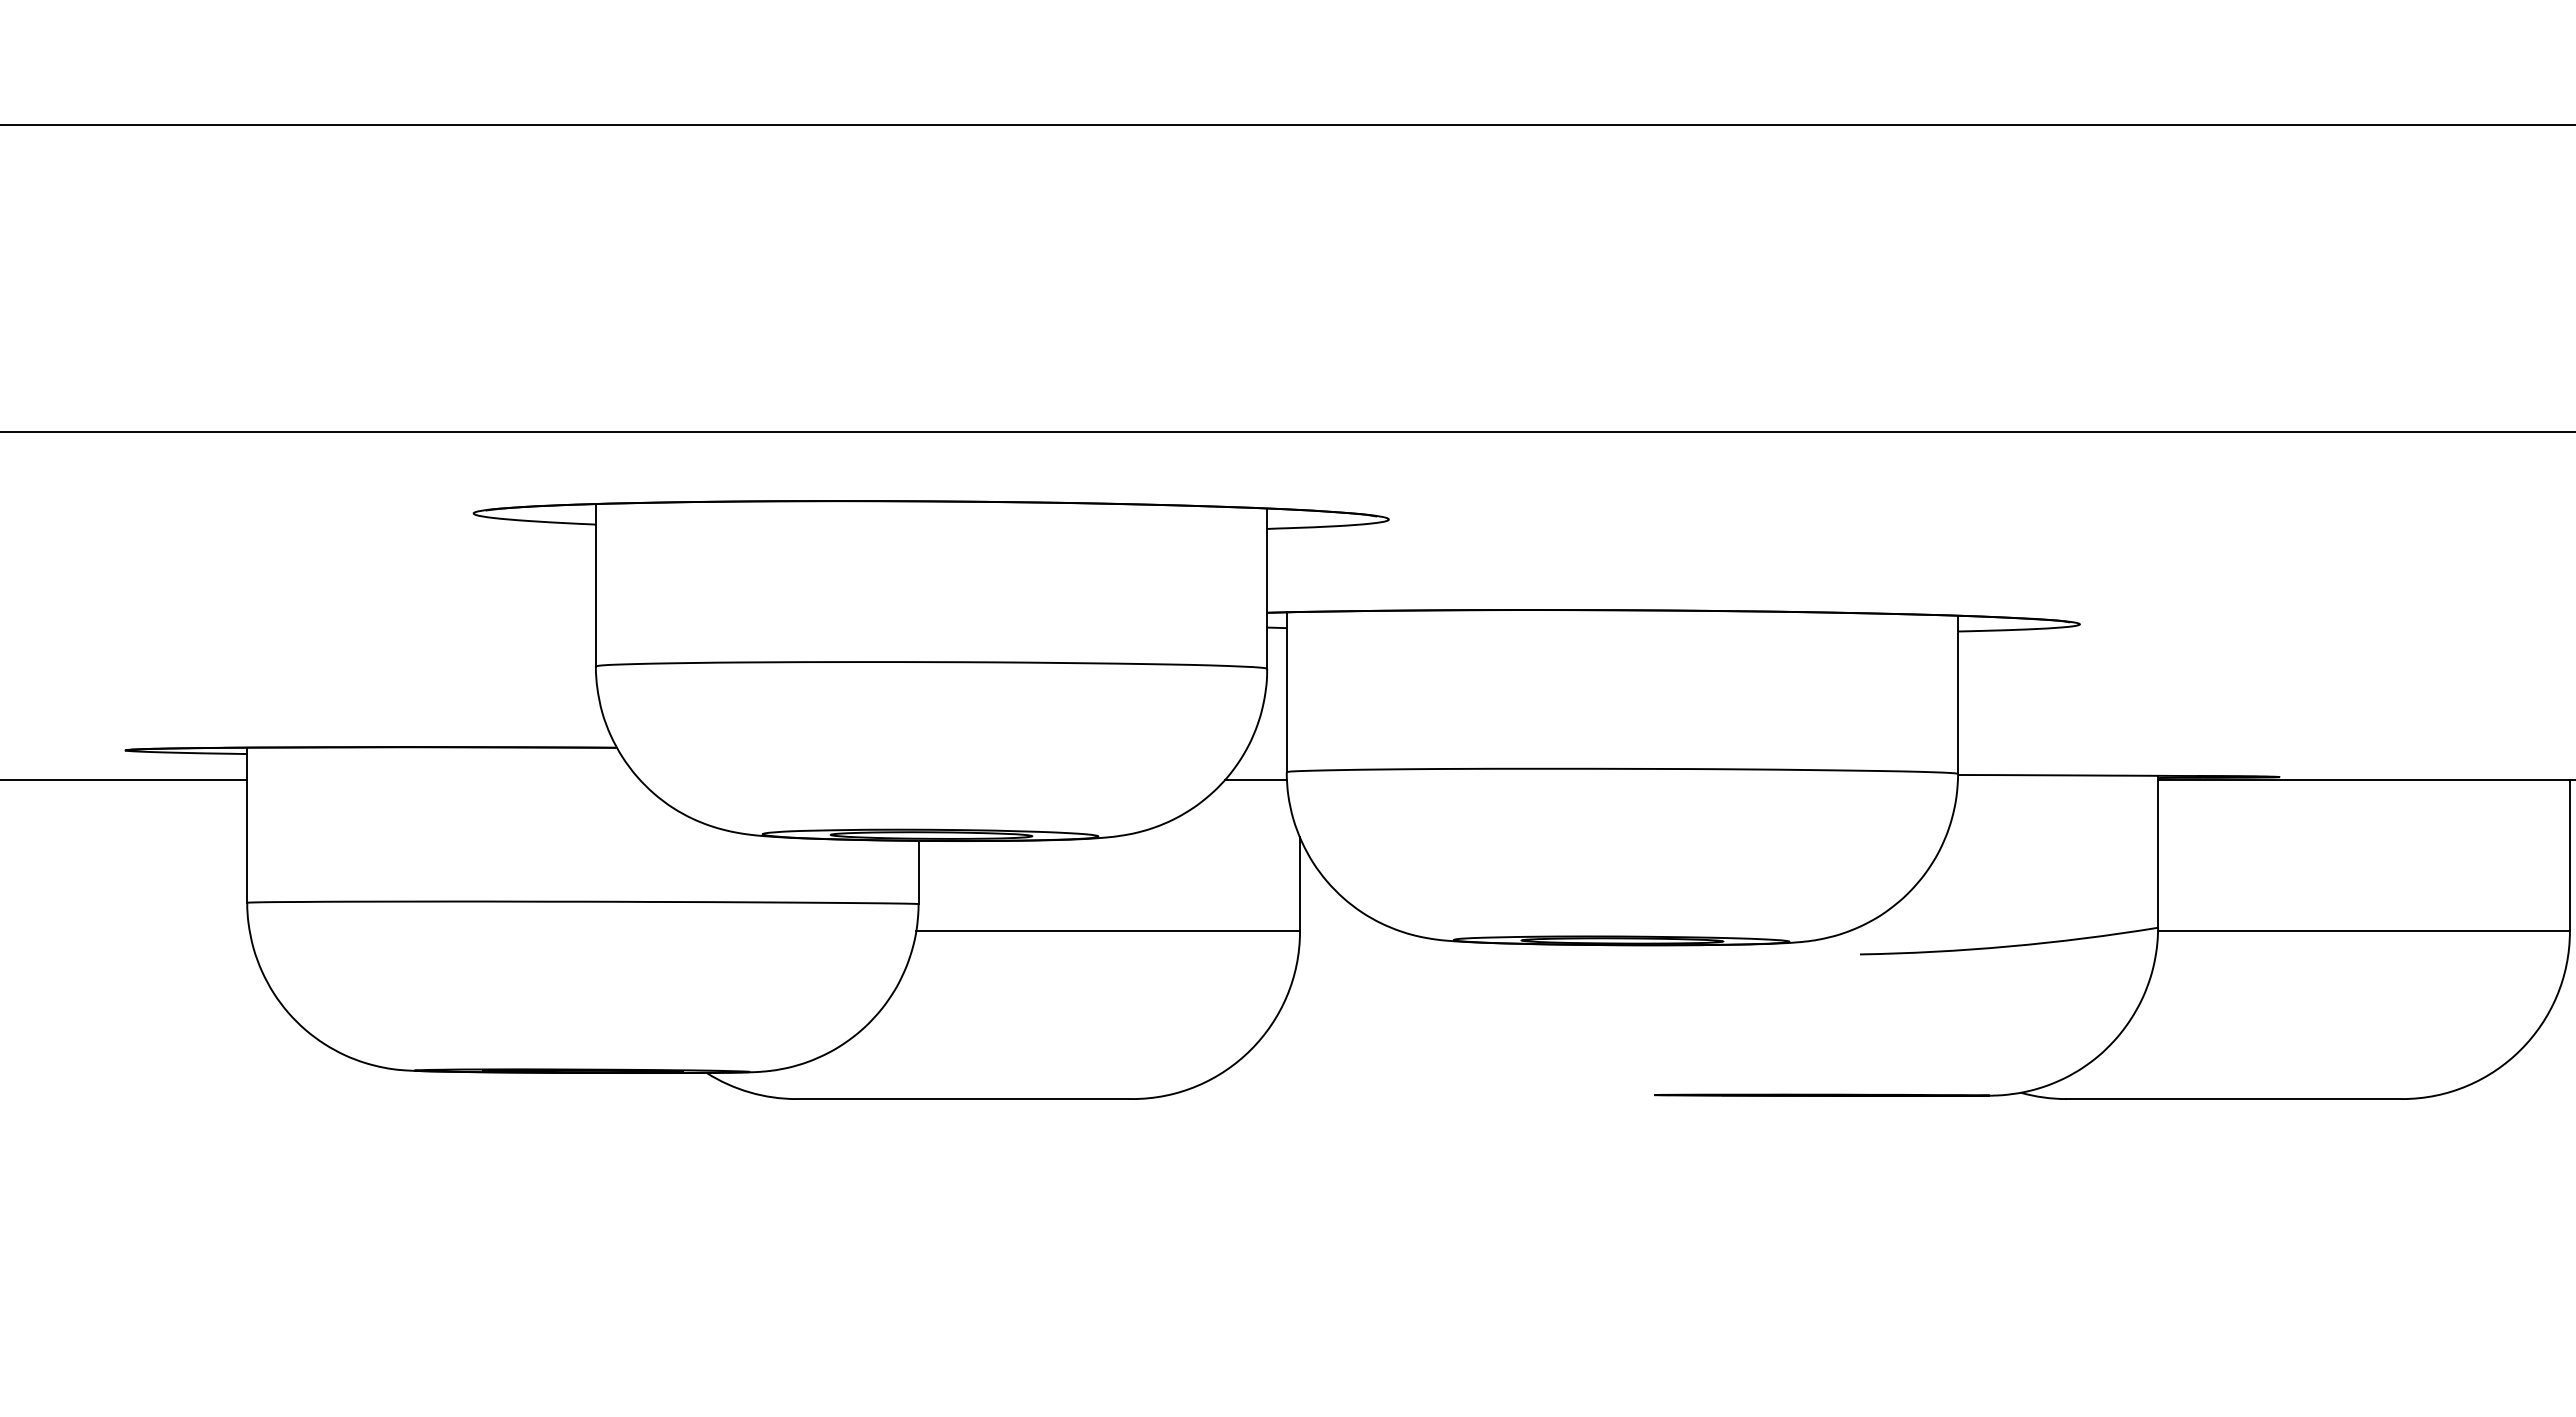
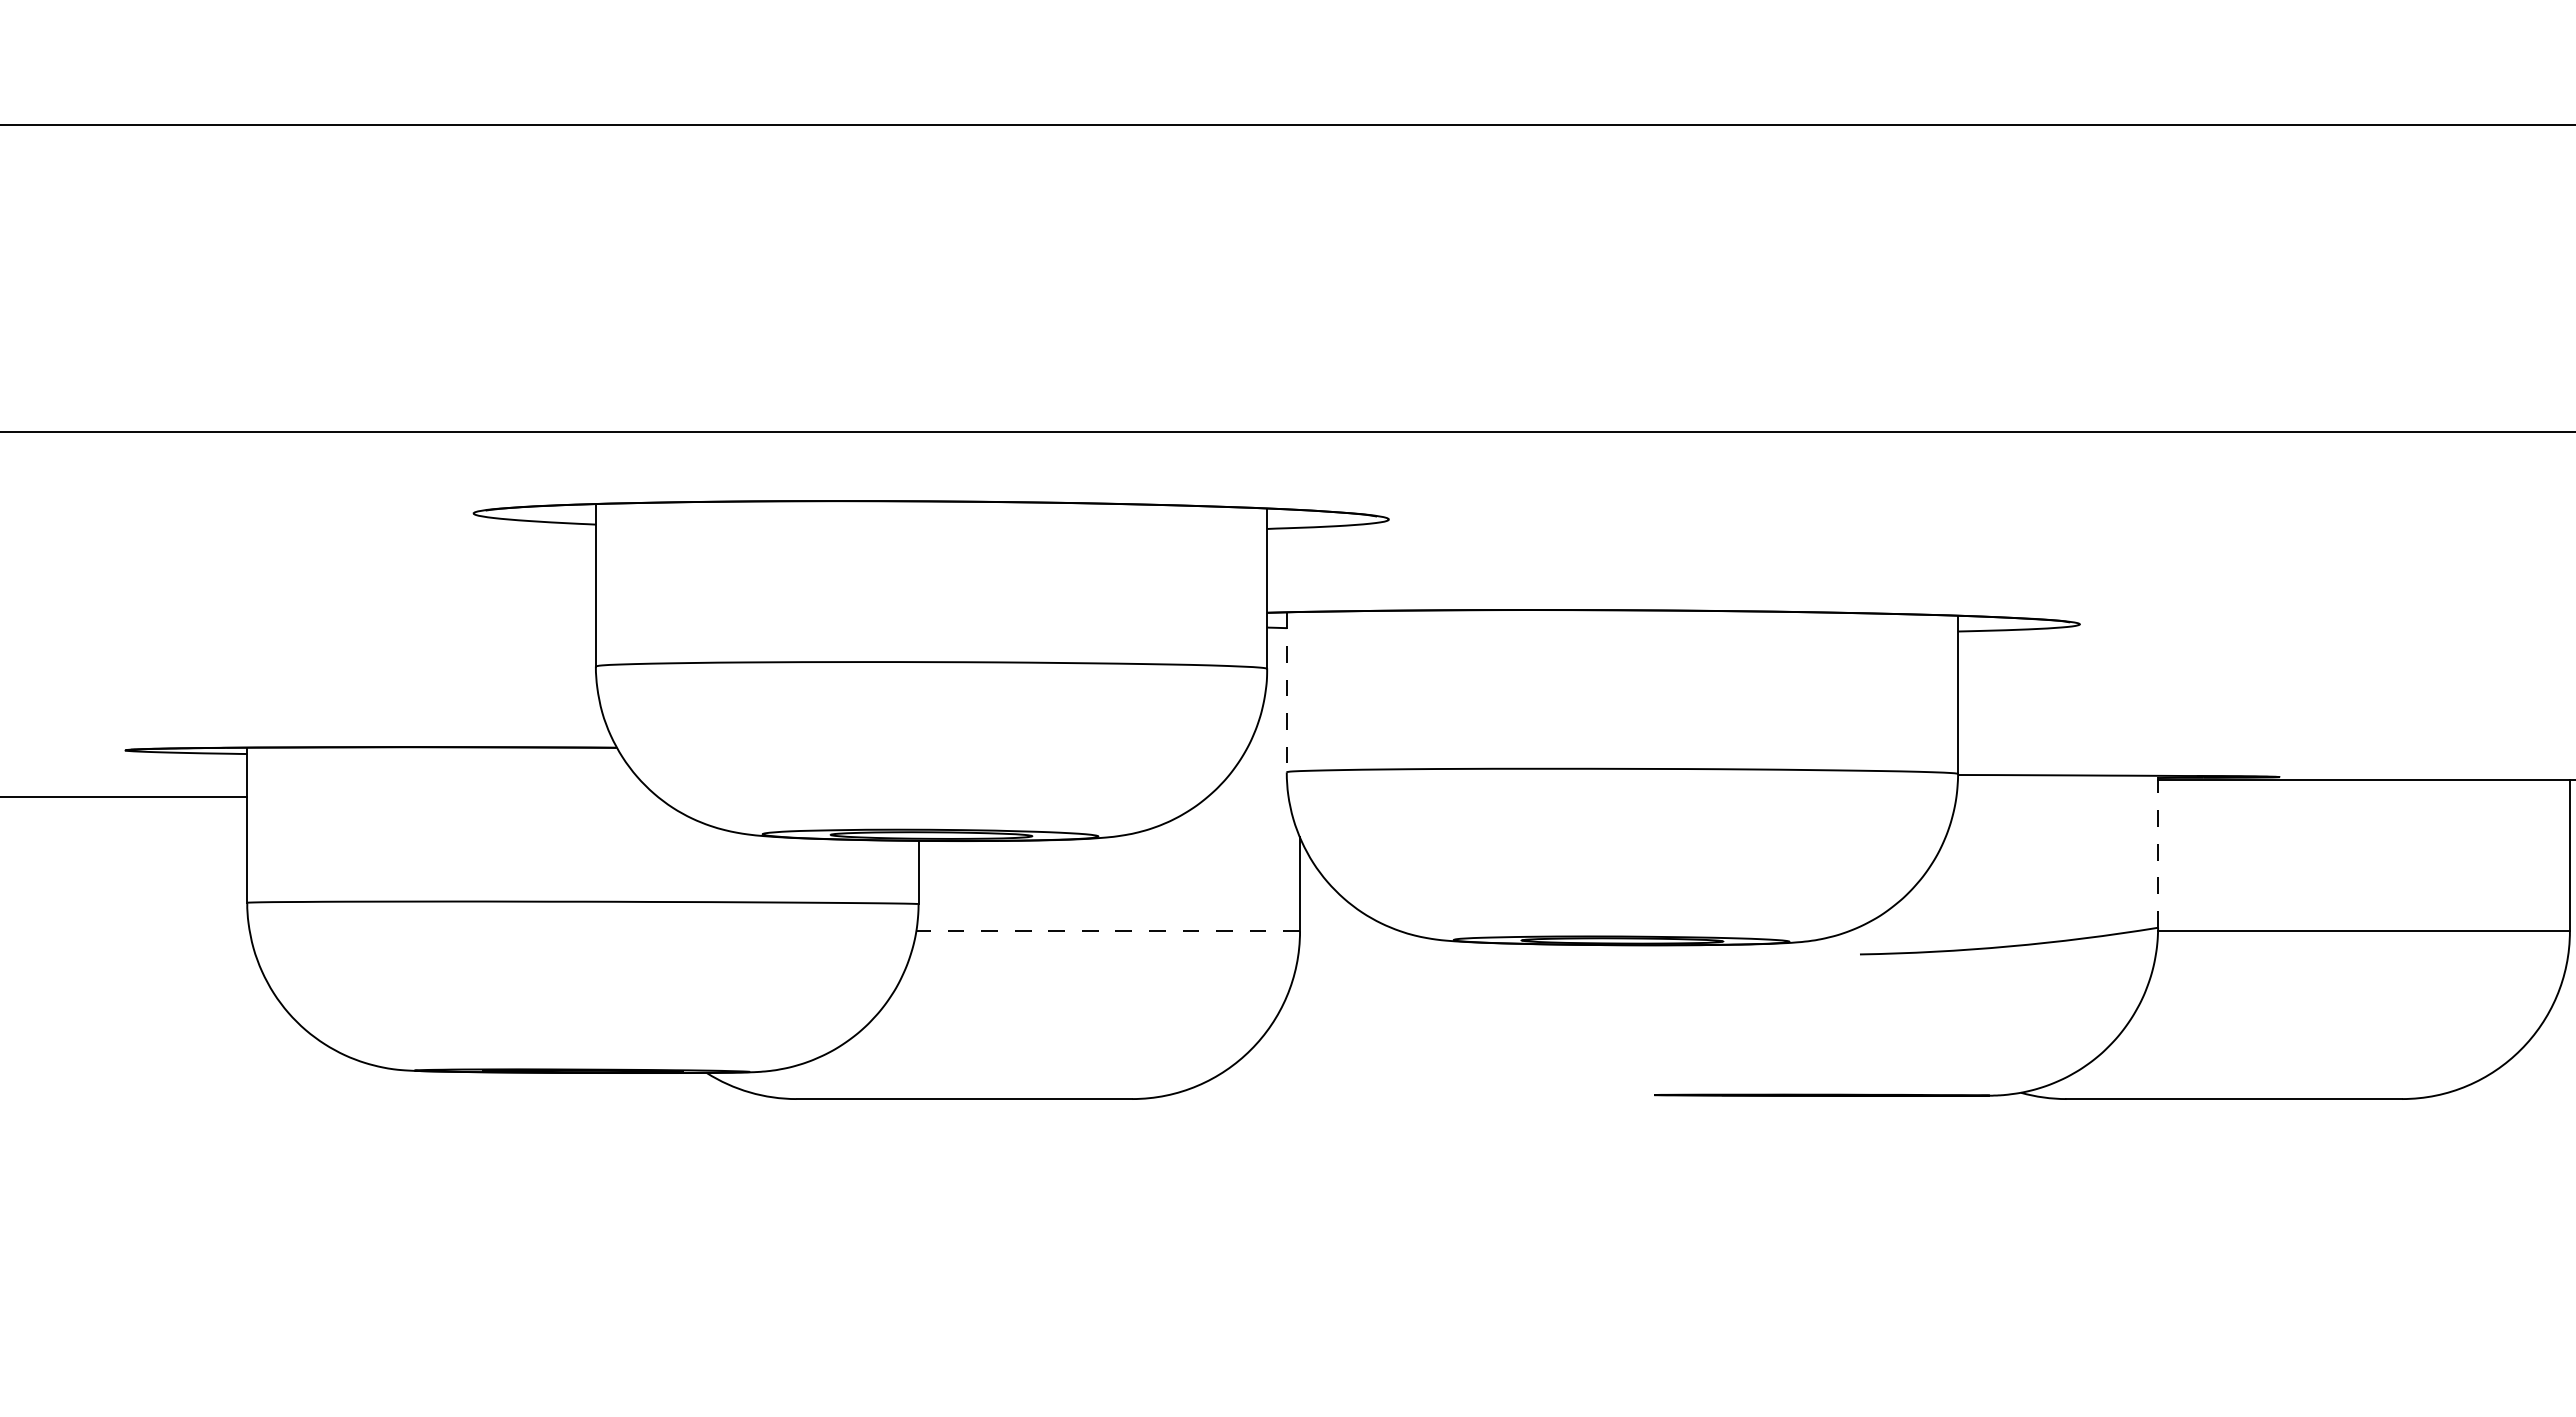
line: solid -> dashed (1286, 692)
line position: (124, 780) -> (124, 797) (124, 797)
line: present -> none (1255, 780)
line: solid -> dashed (2158, 851)
line: solid -> dashed (1108, 931)
